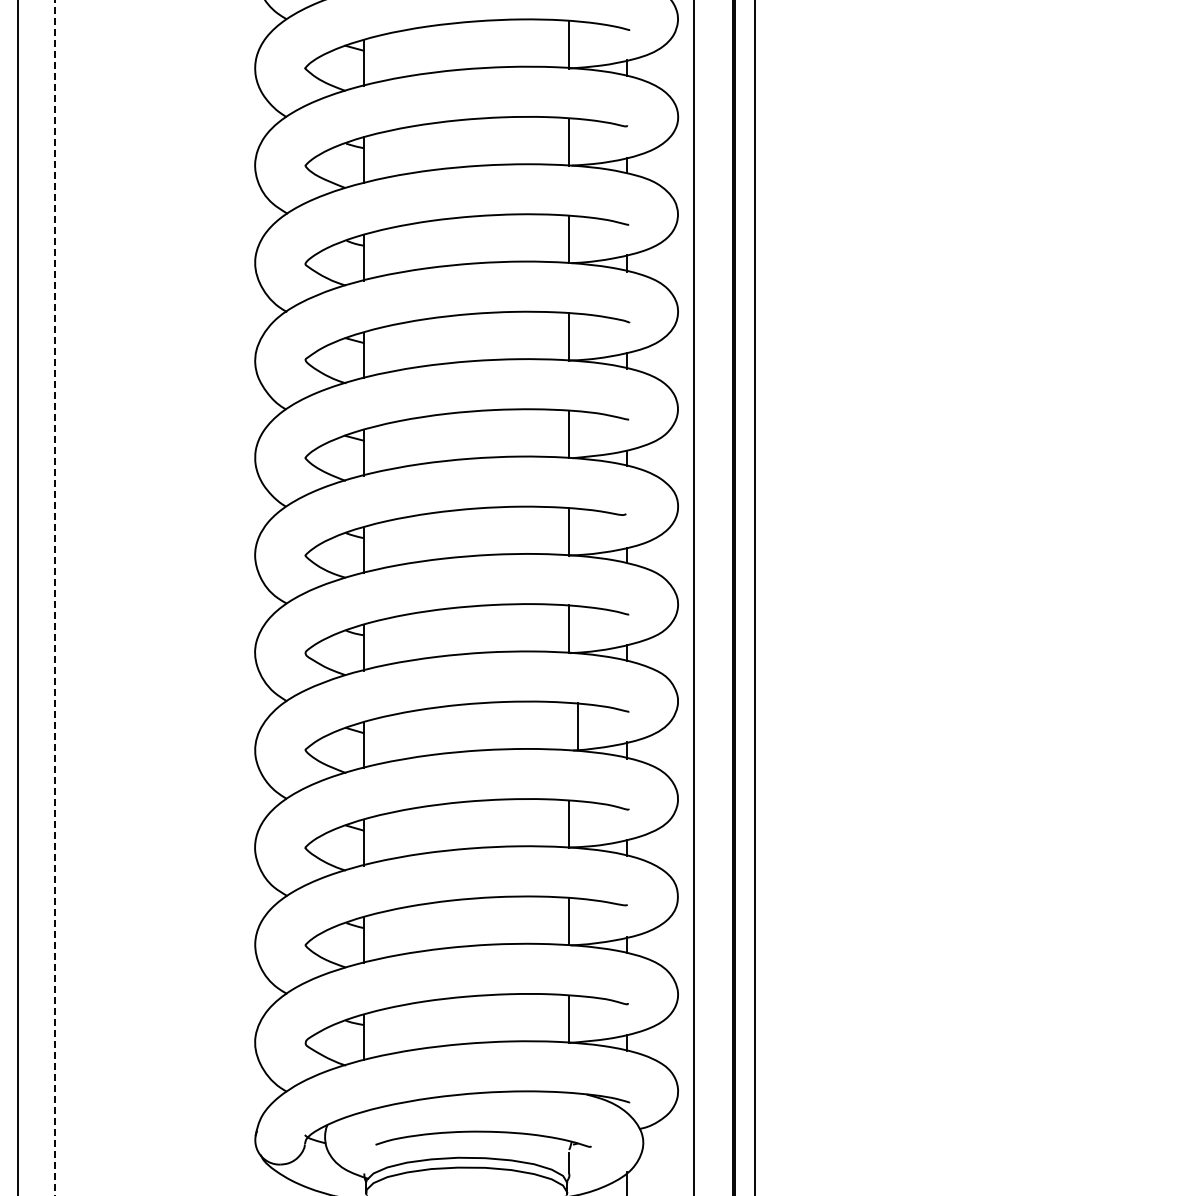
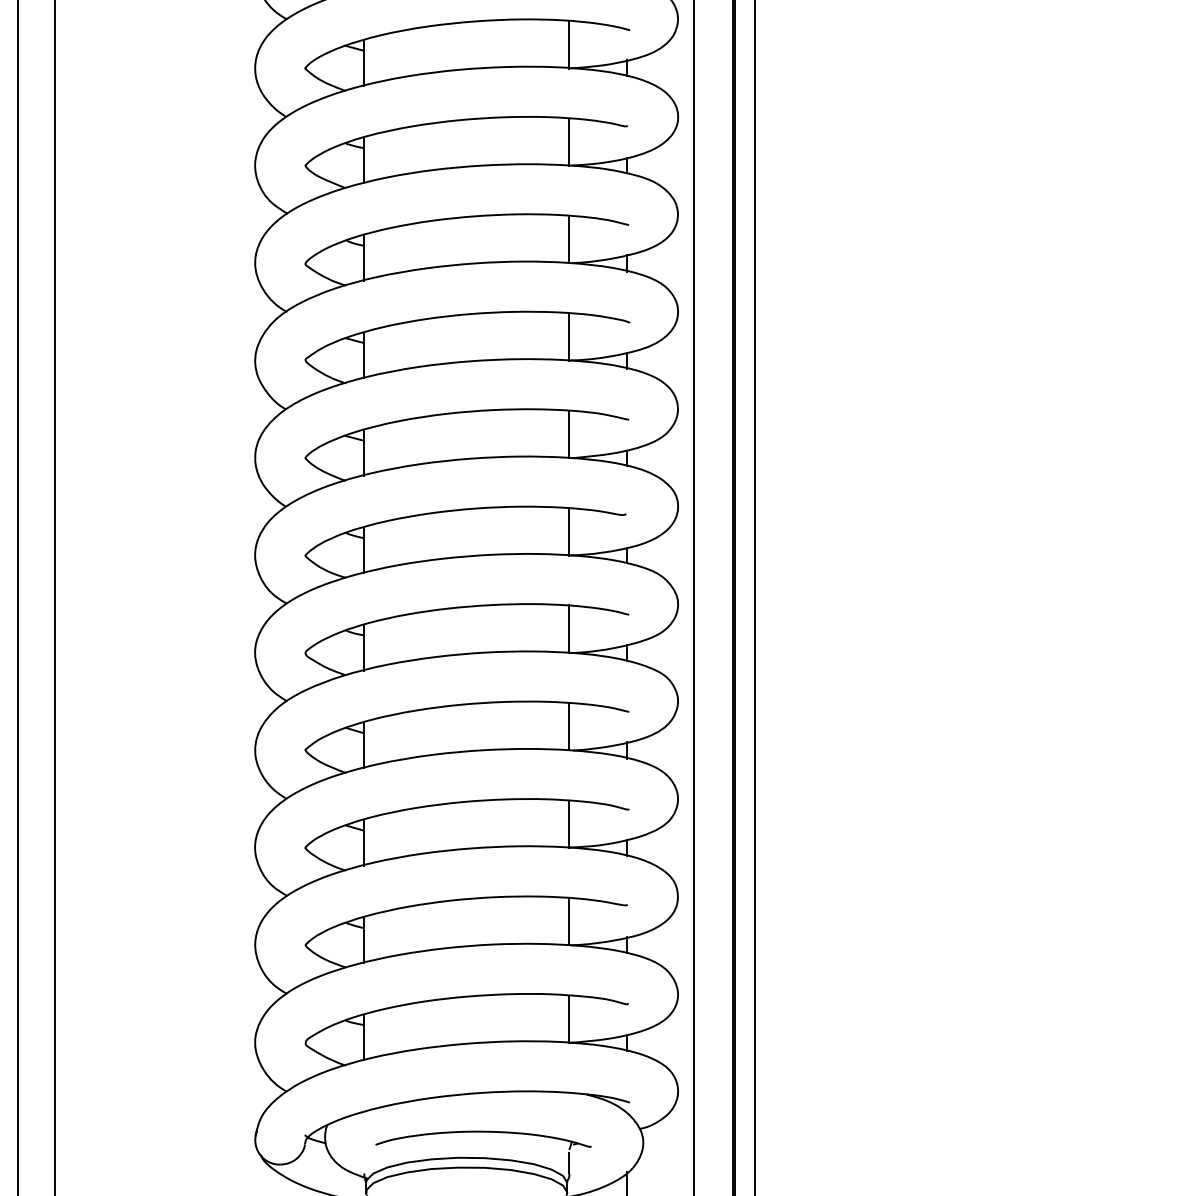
line: dashed -> solid (54, 598)
line position: (578, 726) -> (569, 726) (569, 726)
